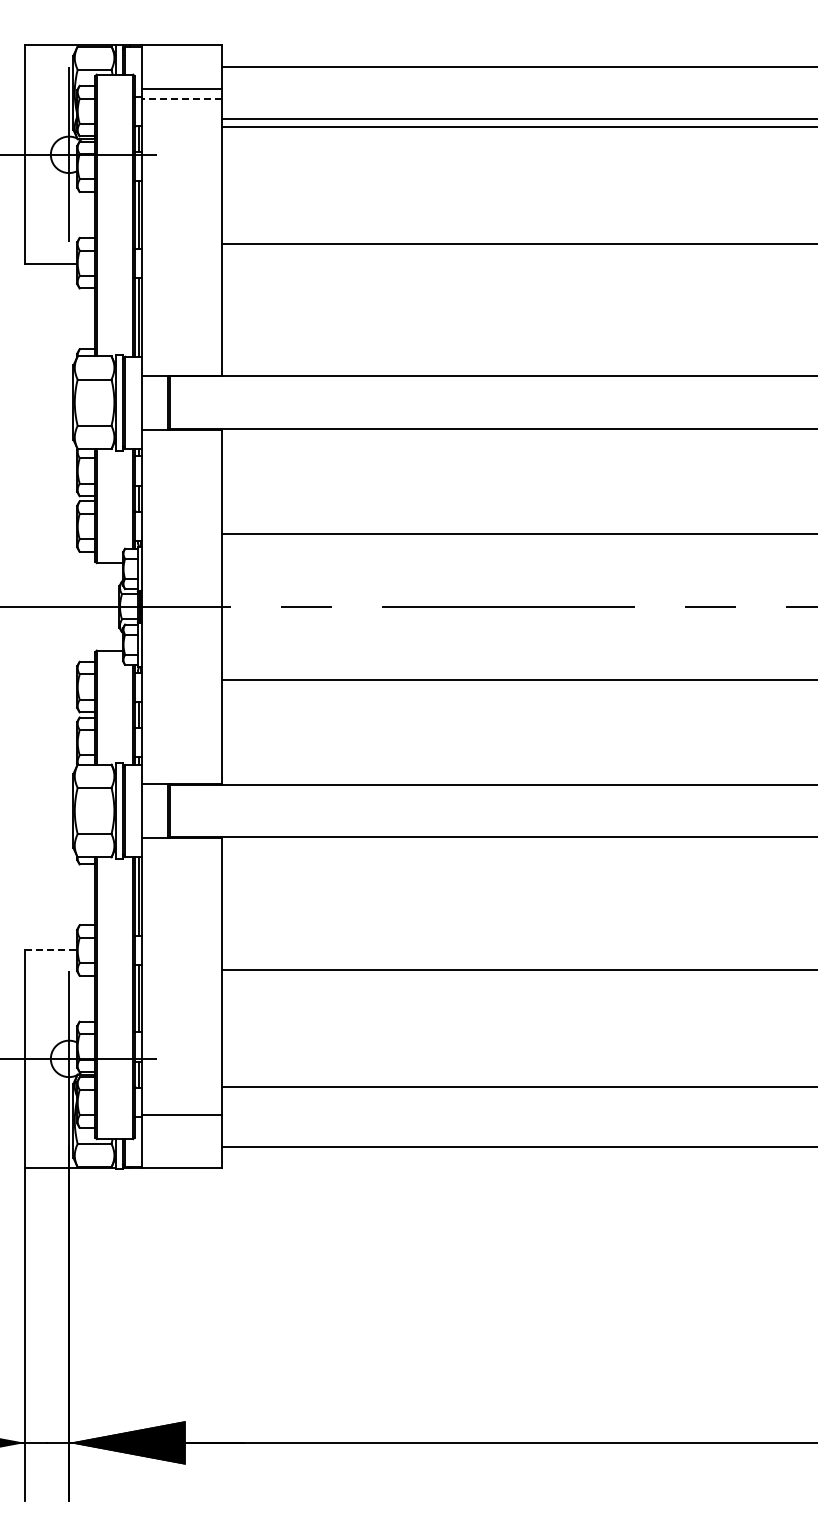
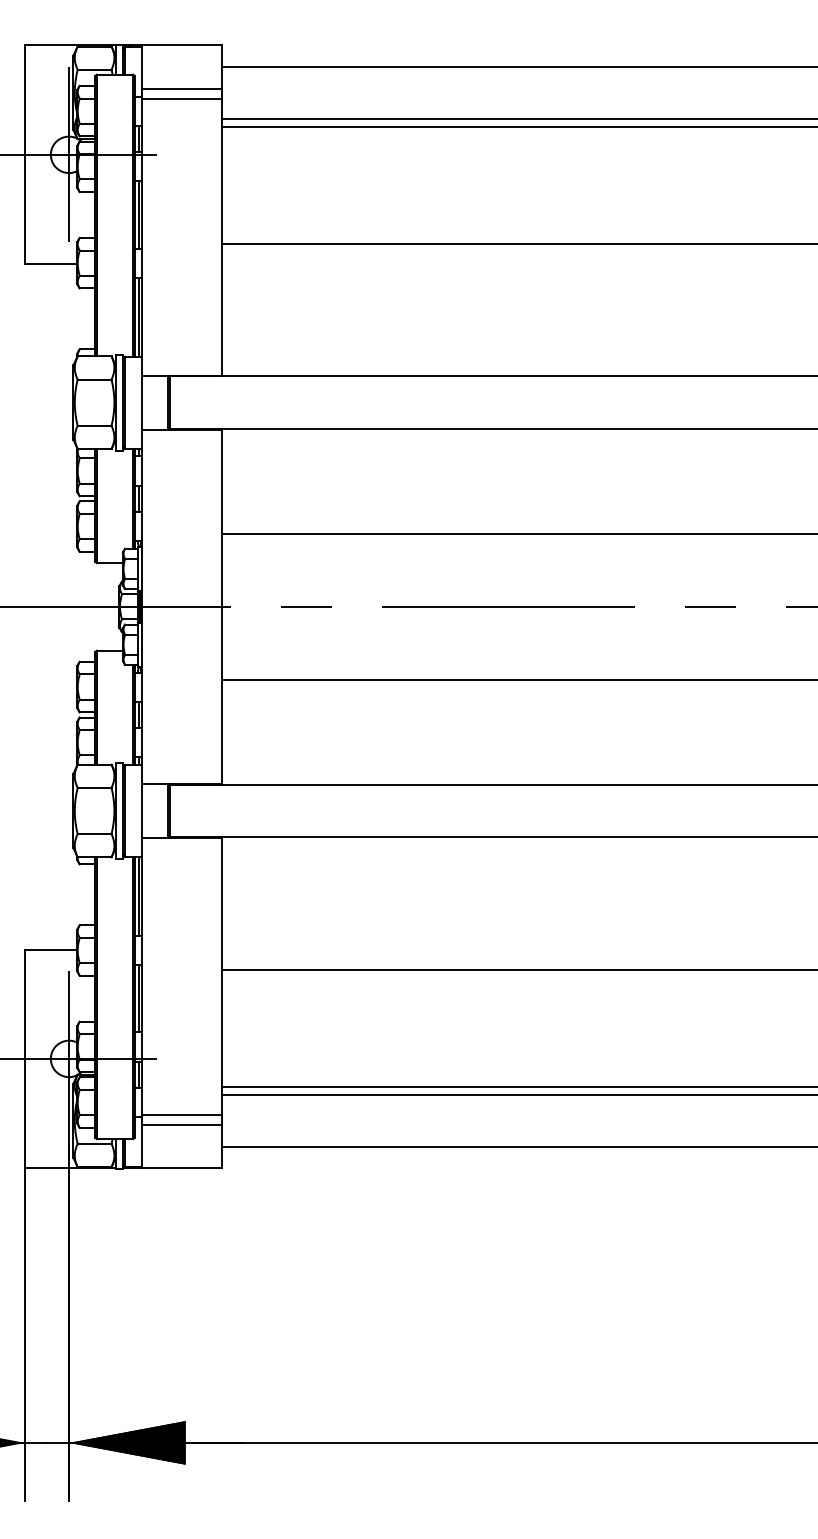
line: dashed -> solid (181, 98)
line: dashed -> solid (51, 949)
line: none -> present (518, 1094)
line: none -> present (182, 1124)
